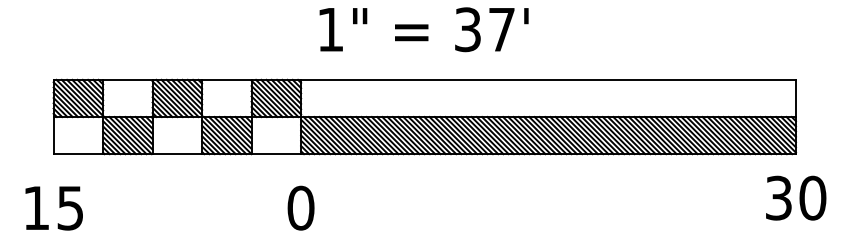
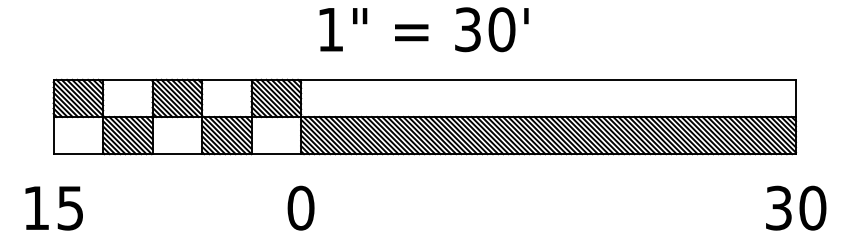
text: 37' -> 30' (501, 29)
text position: (796, 197) -> (796, 207) (796, 207)
